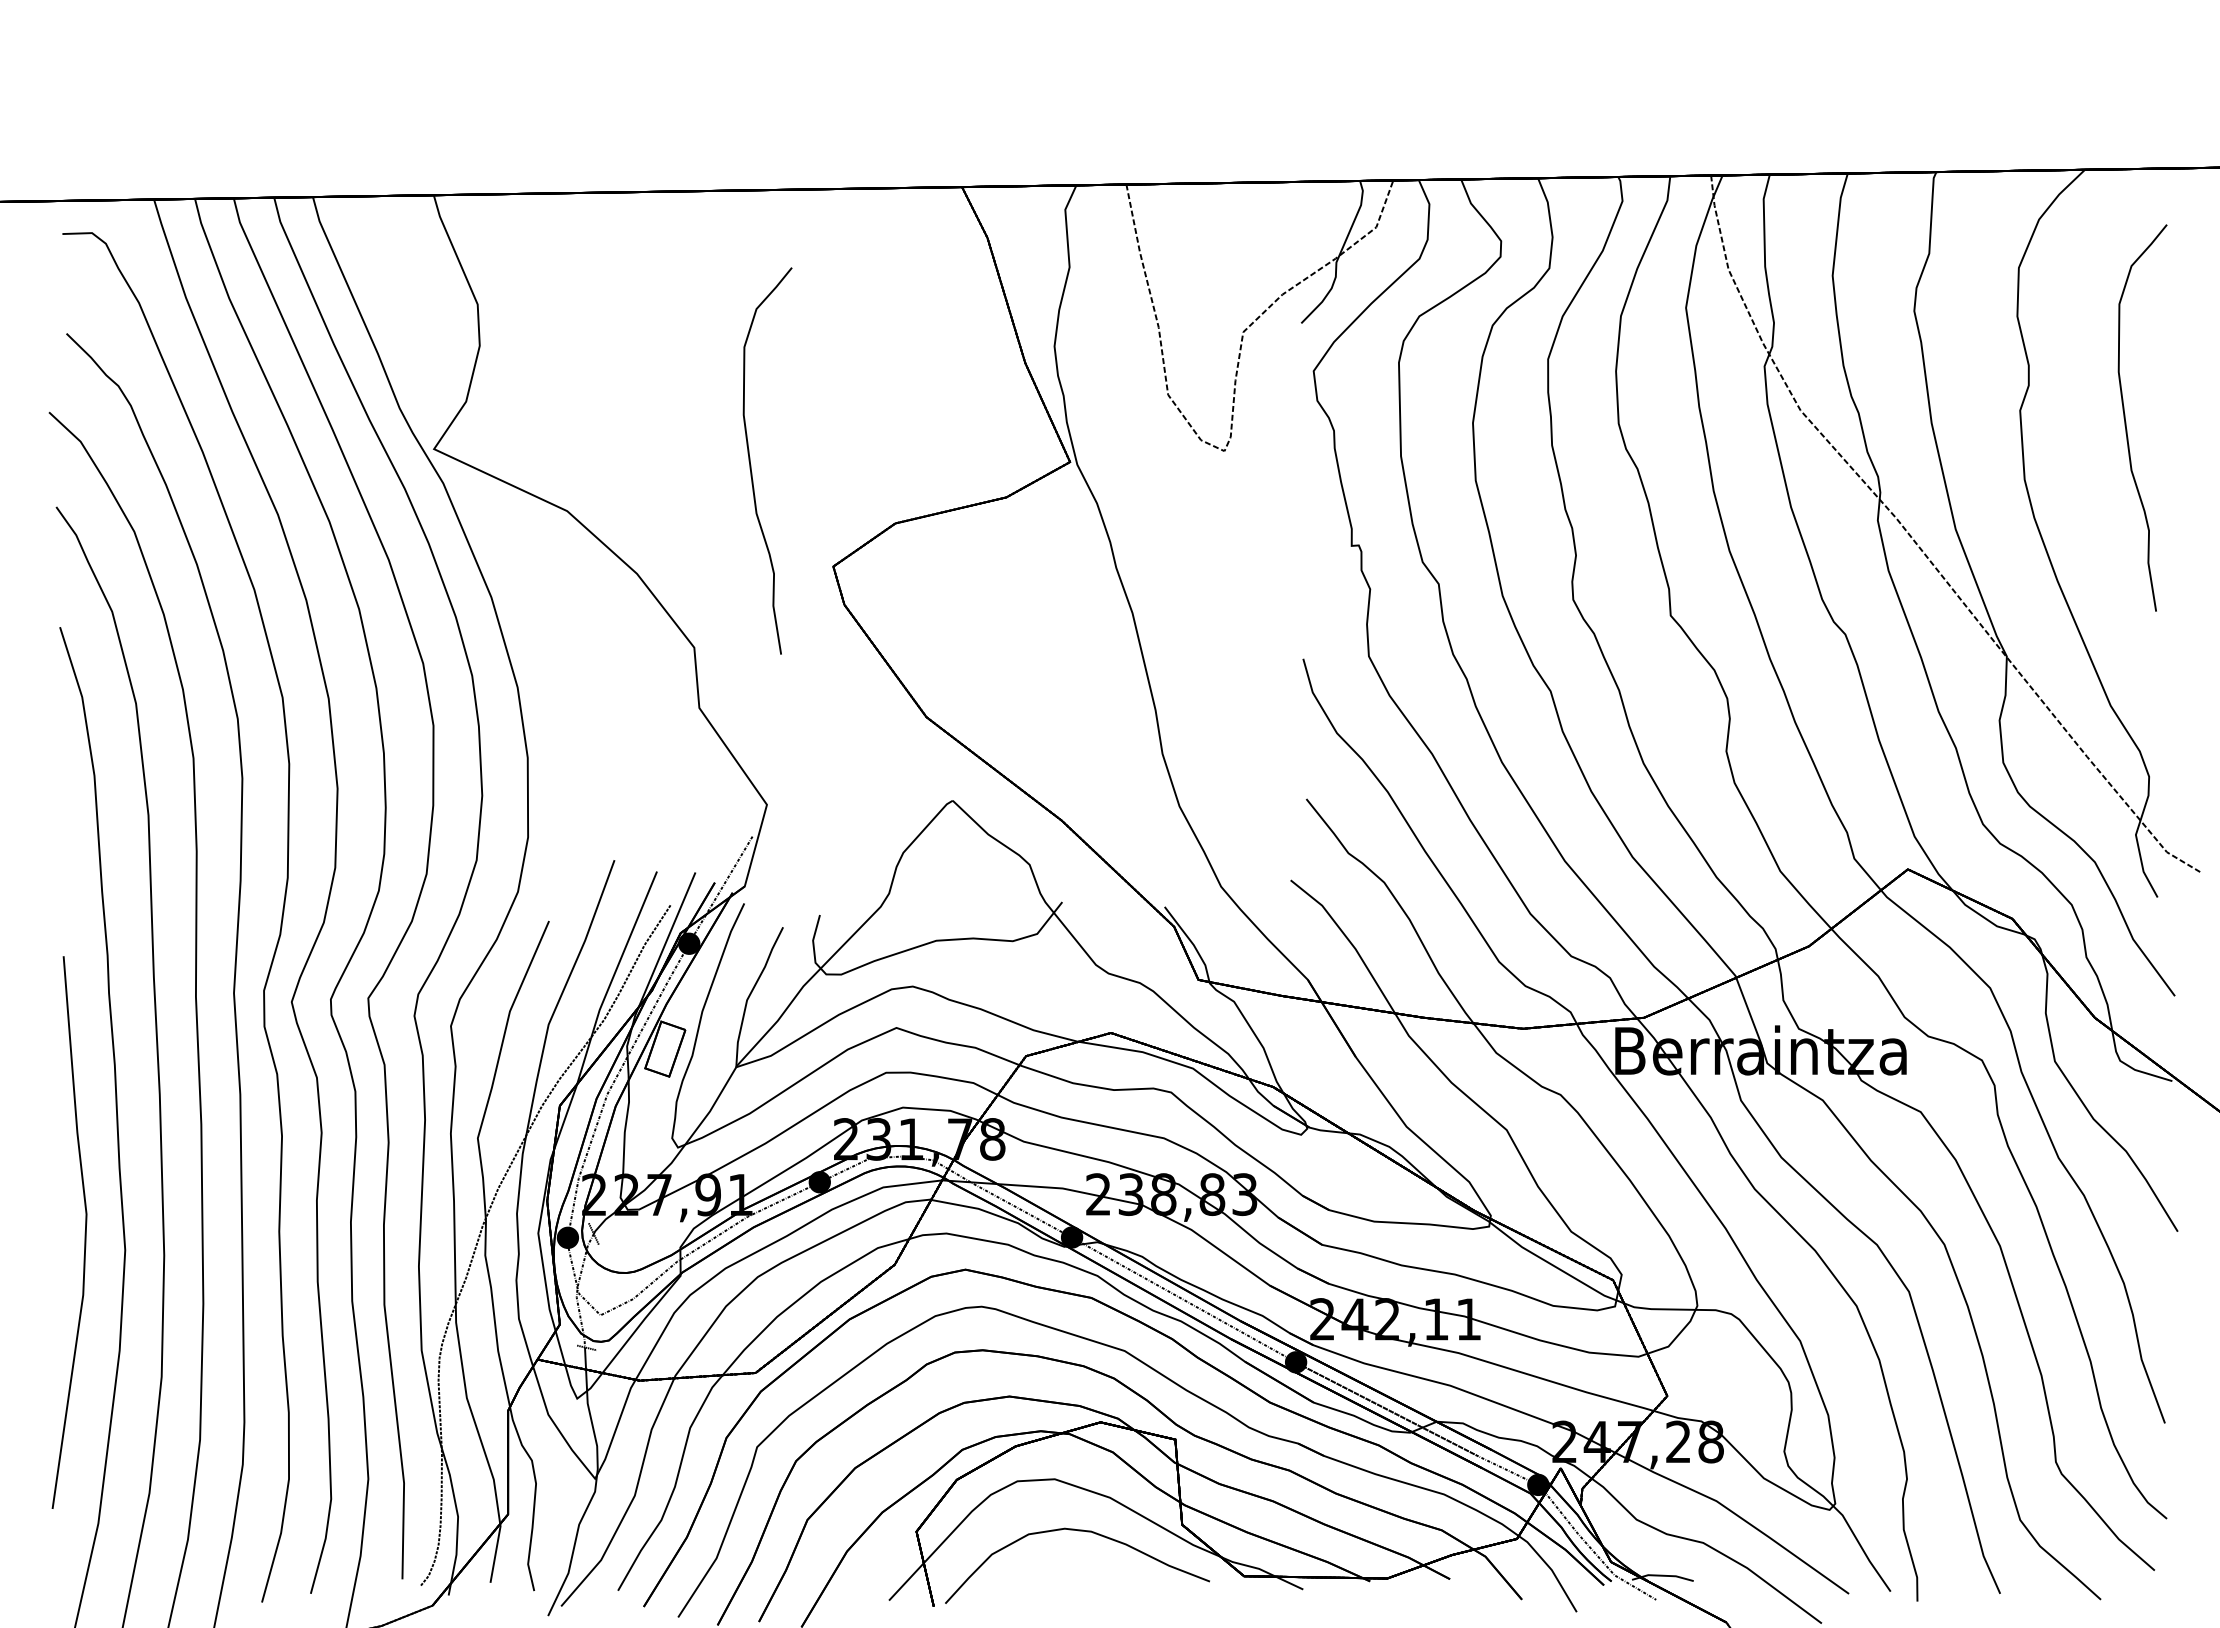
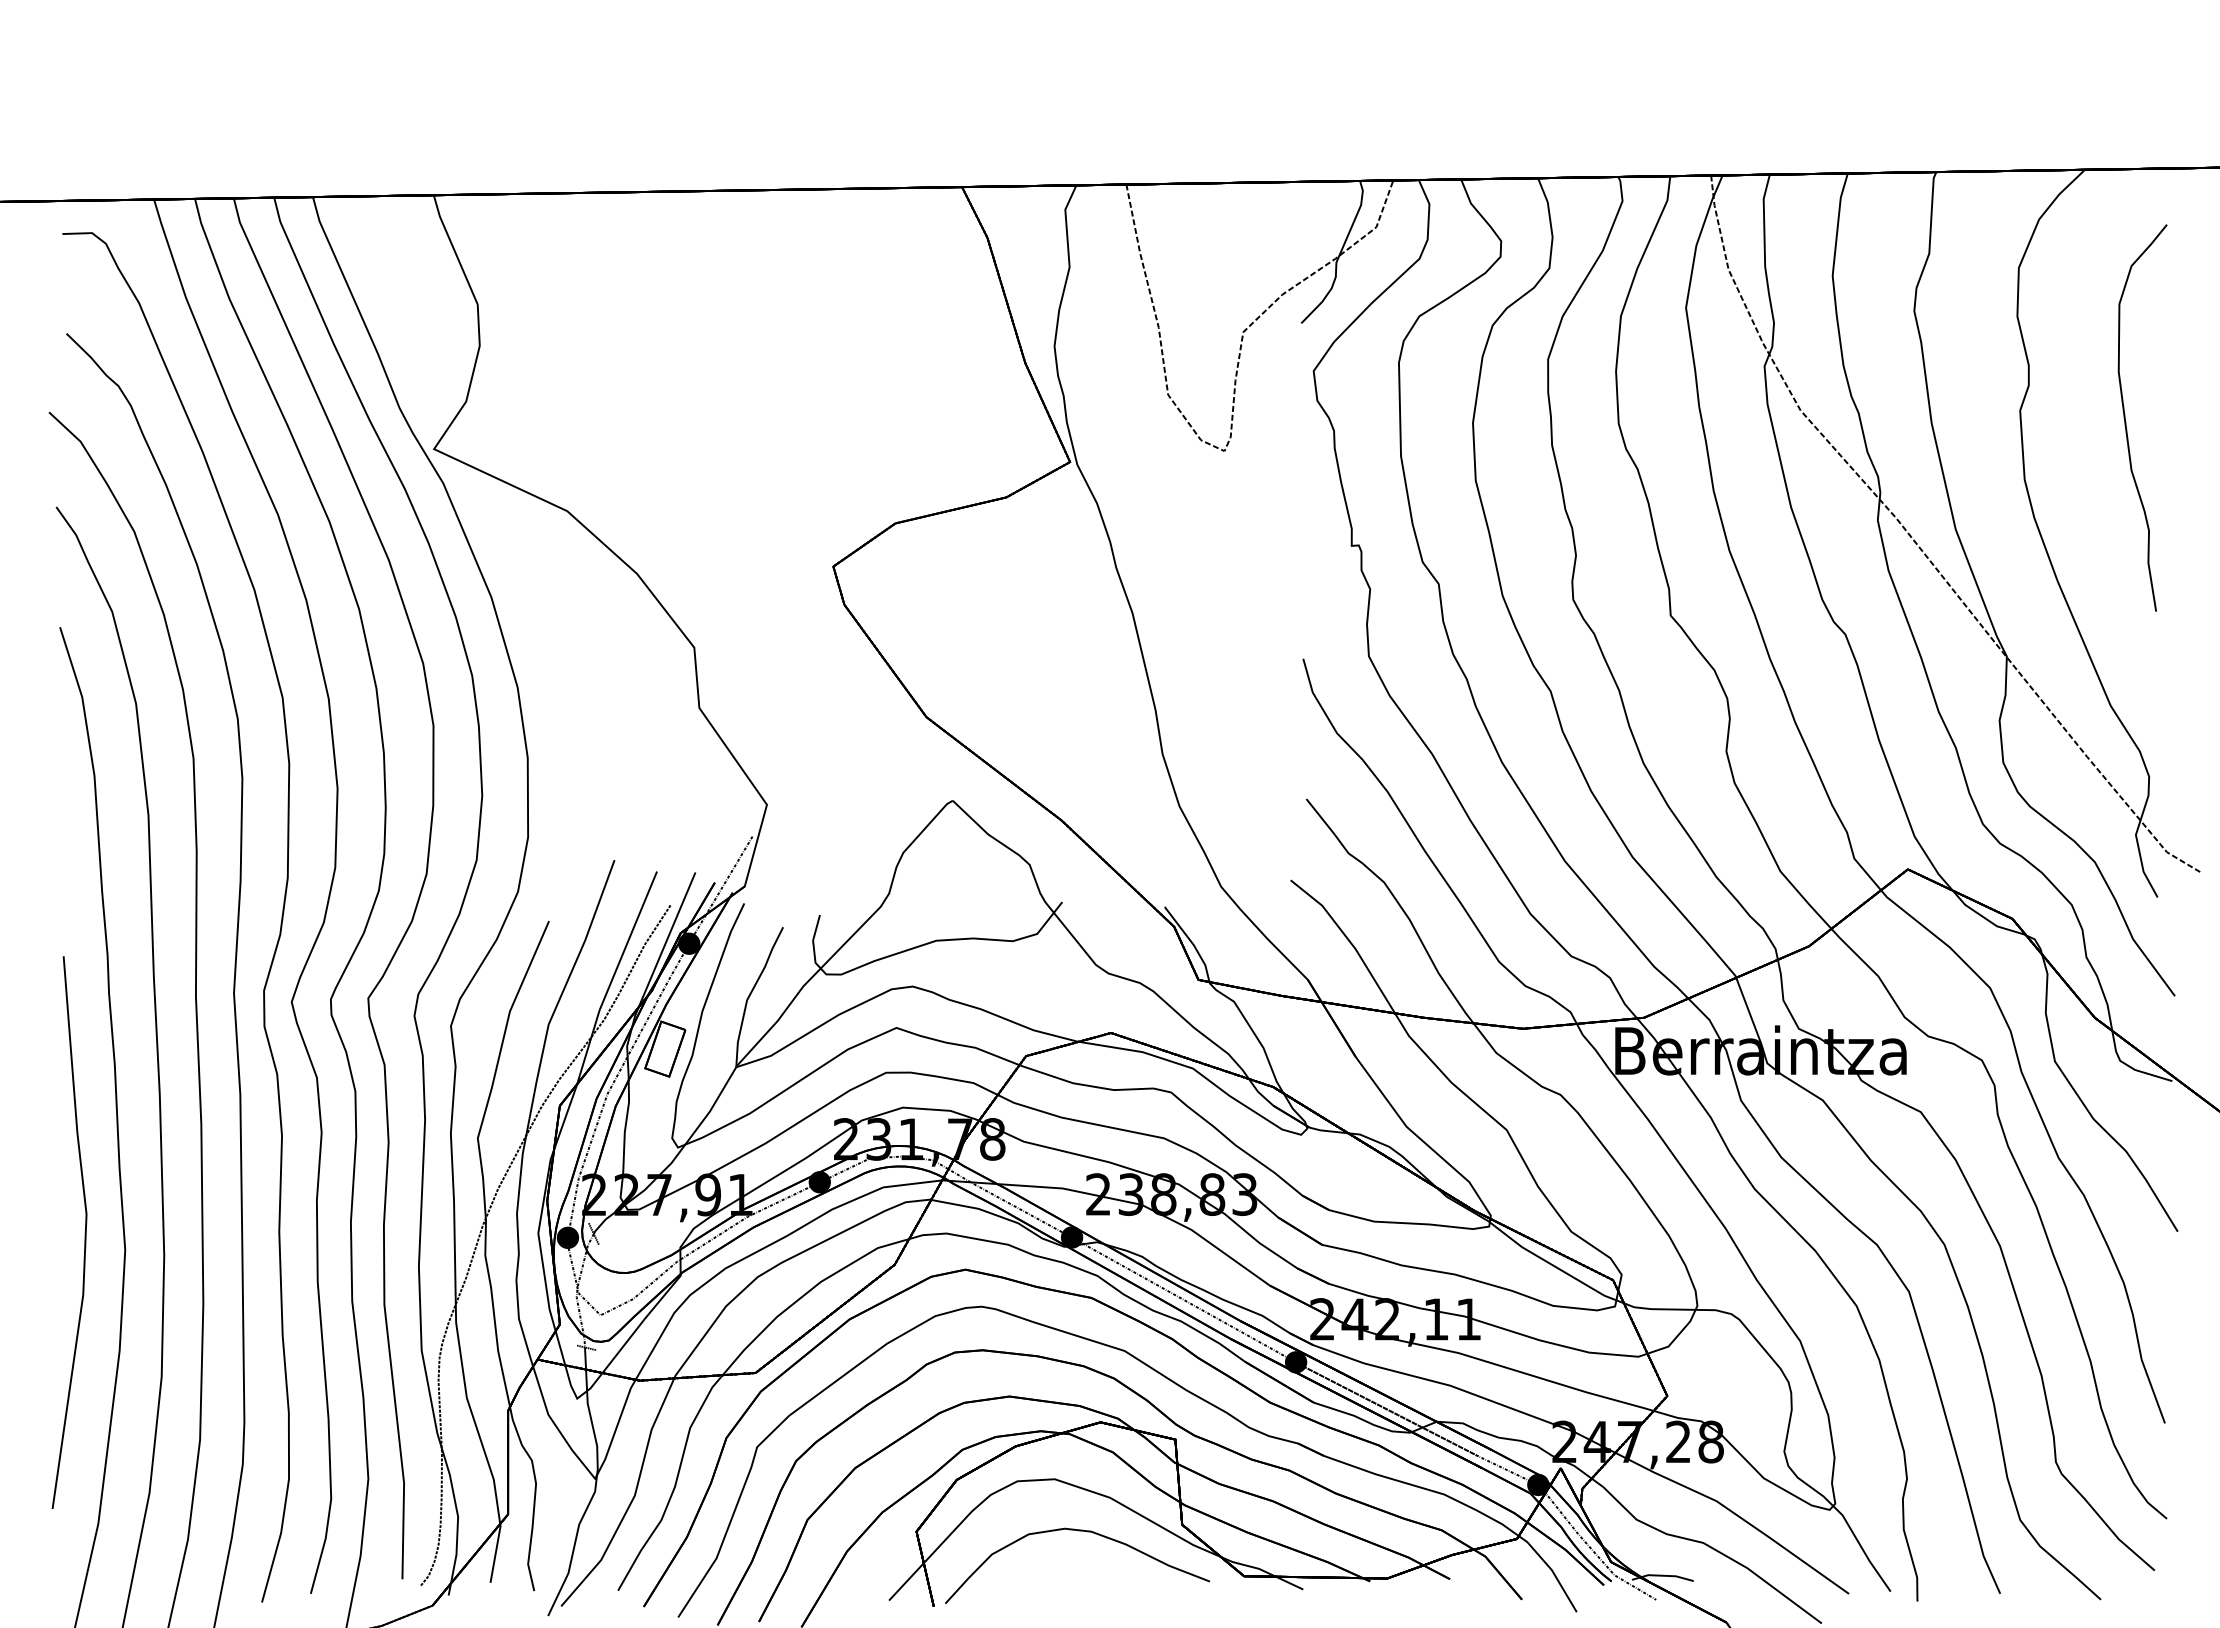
part: present -> none (751, 464)
